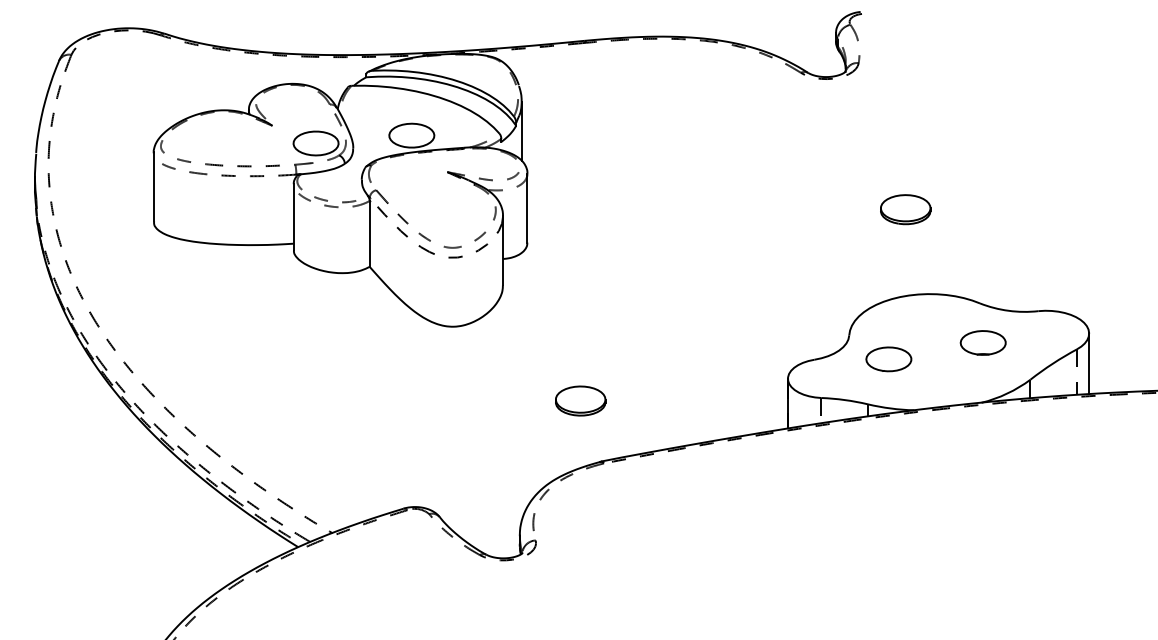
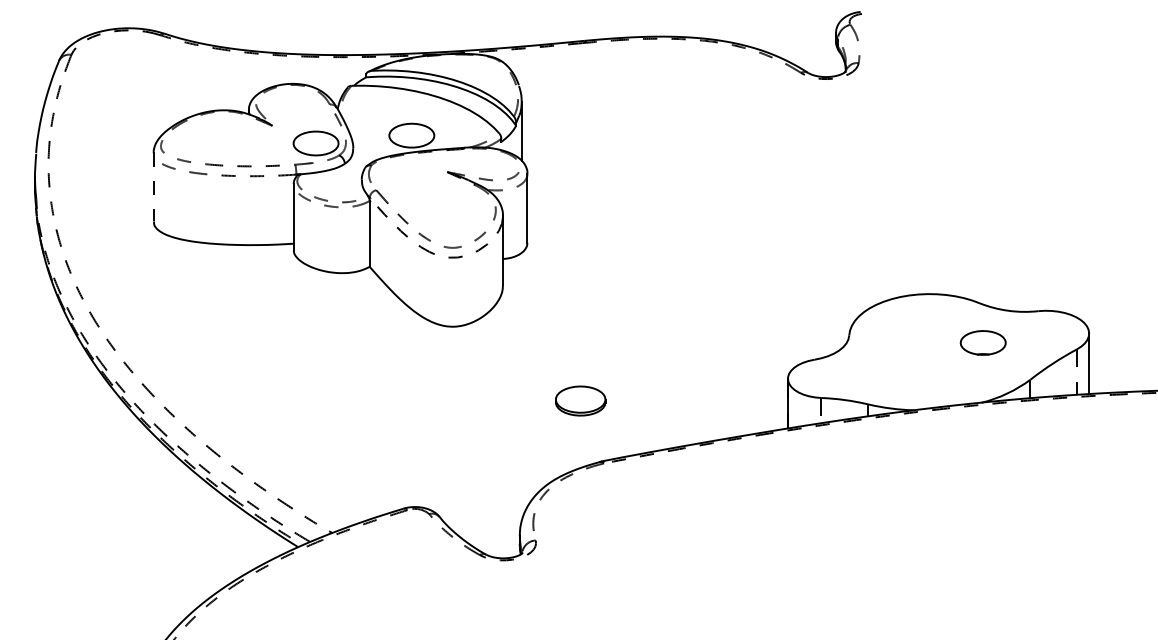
line: solid -> dashed (153, 187)
part: present -> none (905, 209)
part: present -> none (888, 359)
